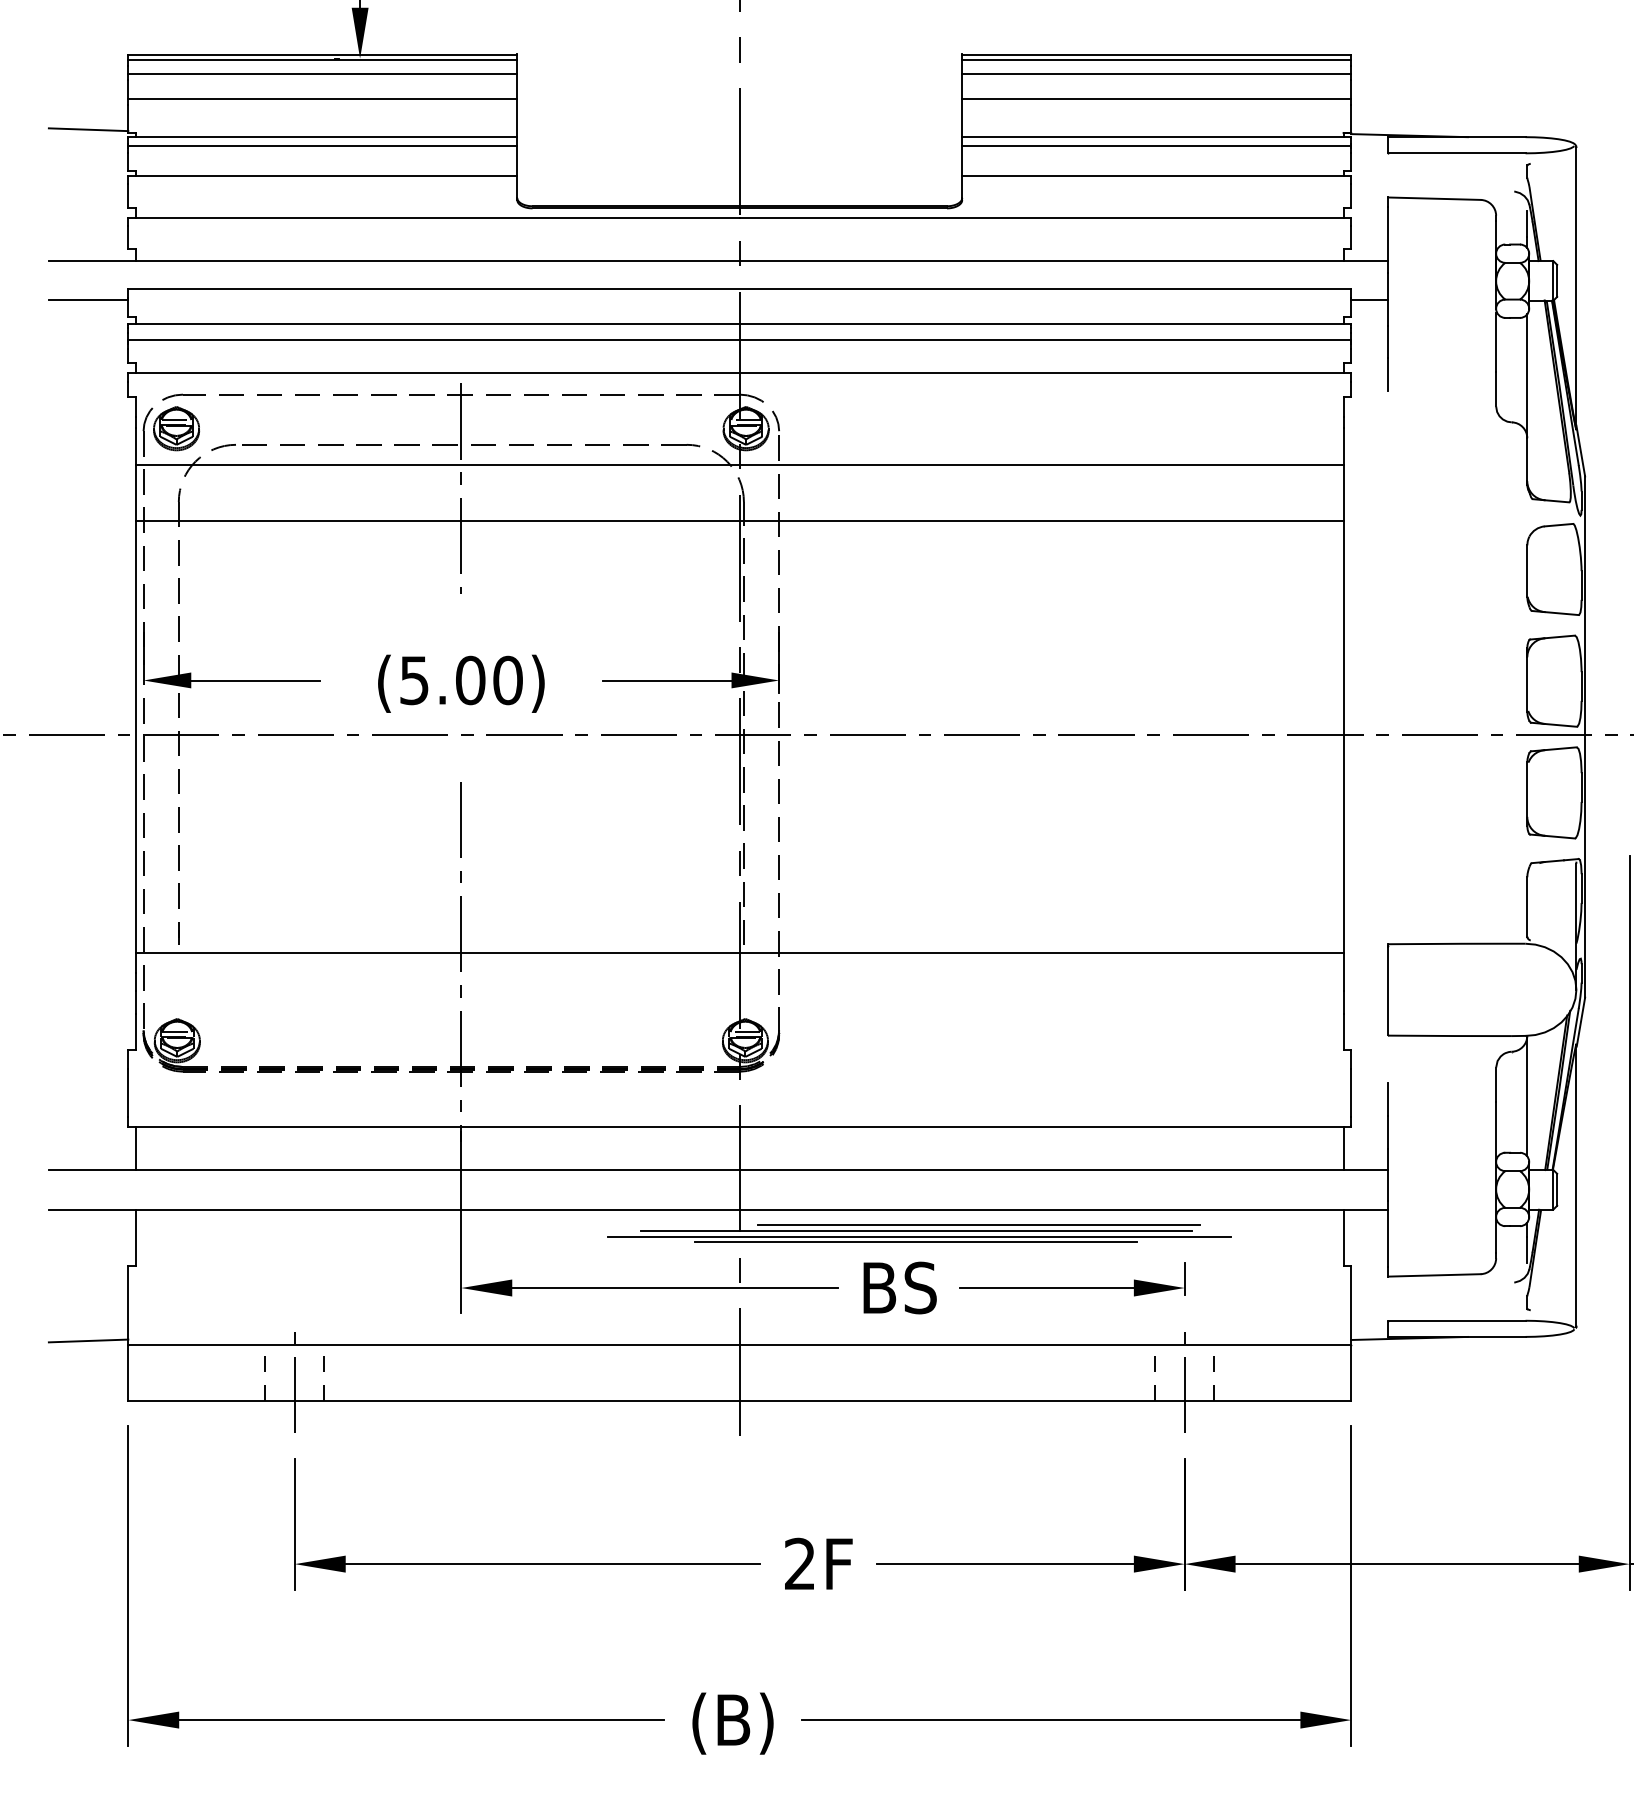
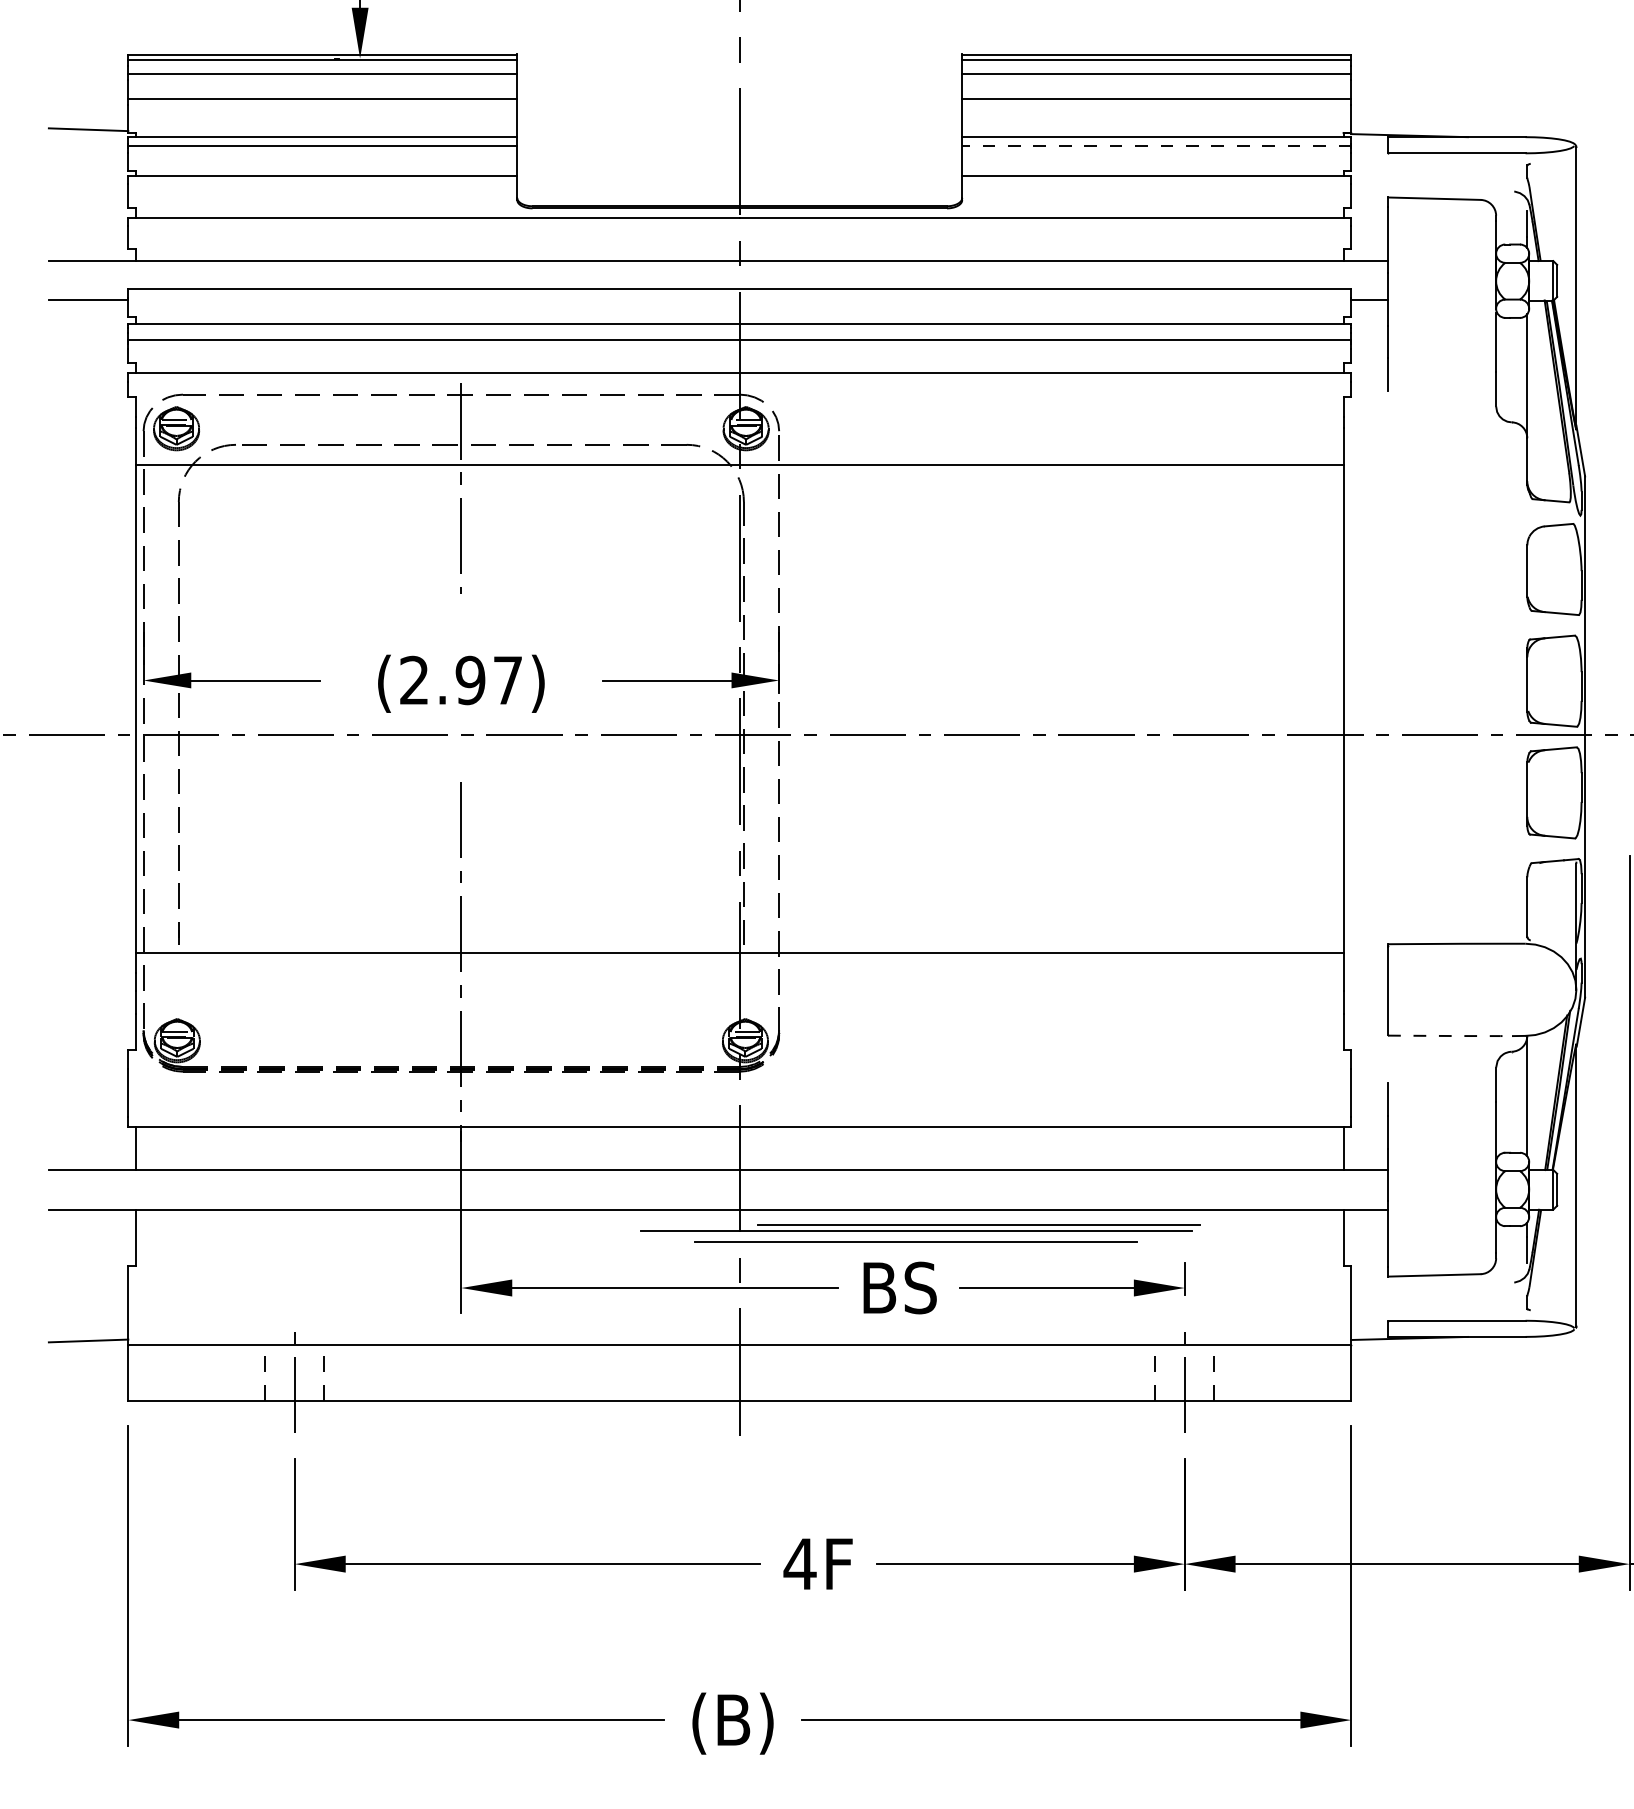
line: solid -> dashed (1156, 146)
line: present -> none (739, 520)
text: (5.00) -> (2.97) (461, 680)
line: solid -> dashed (1451, 1036)
line: present -> none (919, 1236)
text: 2F -> 4F (799, 1563)
